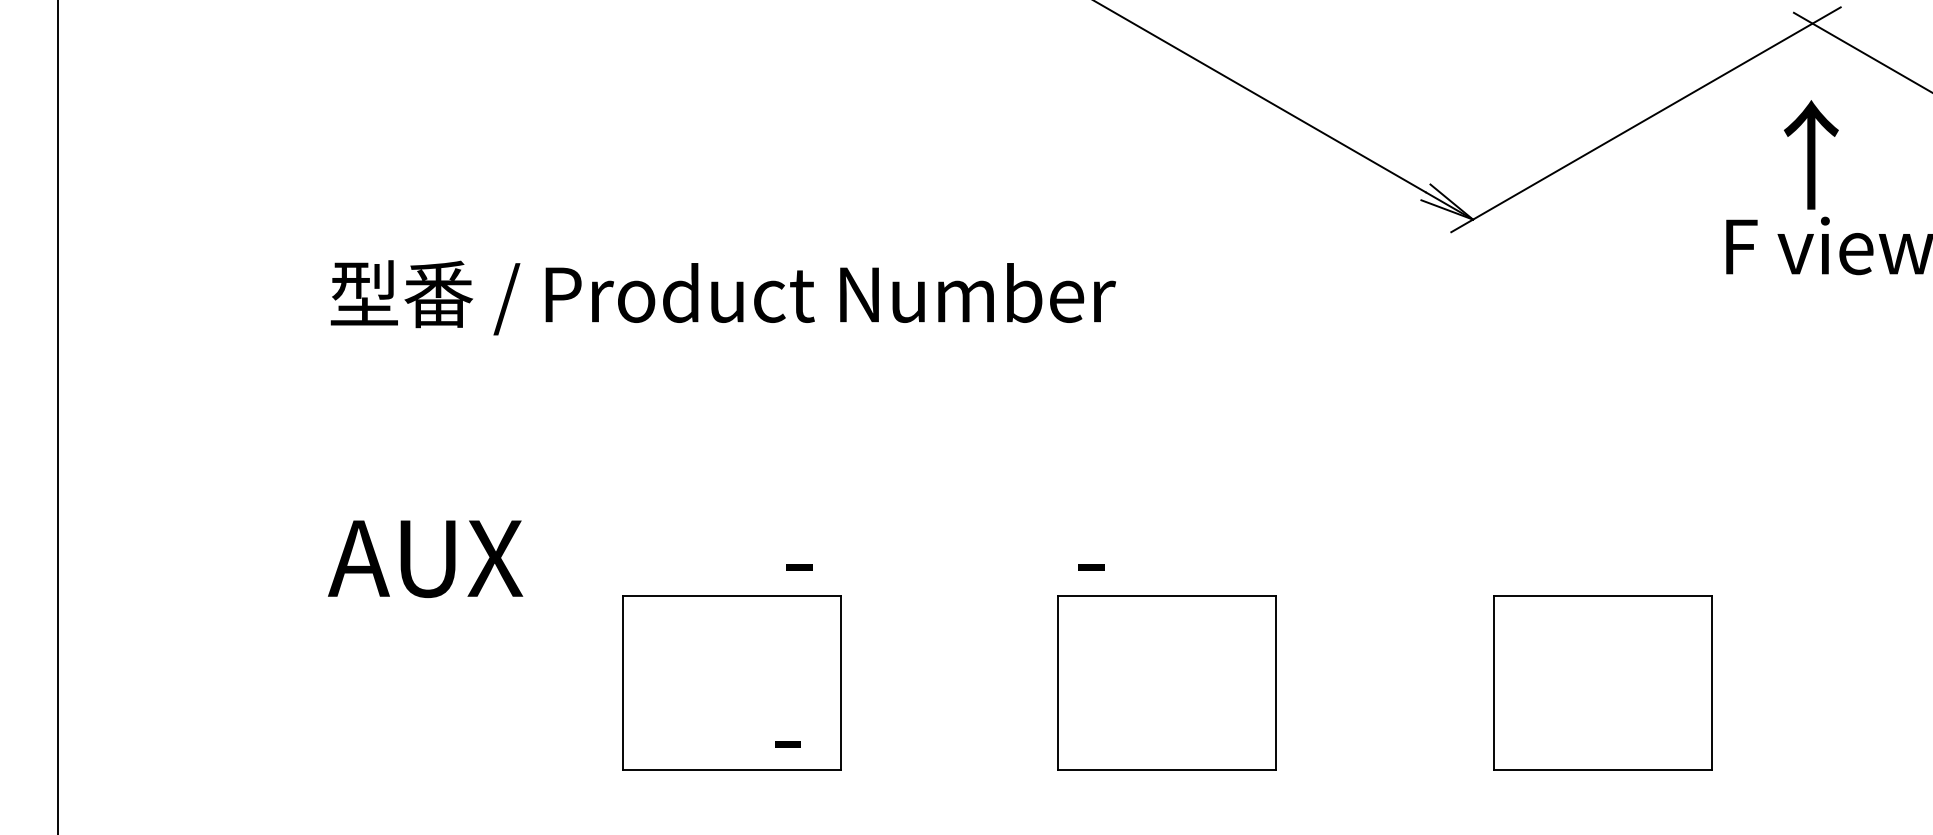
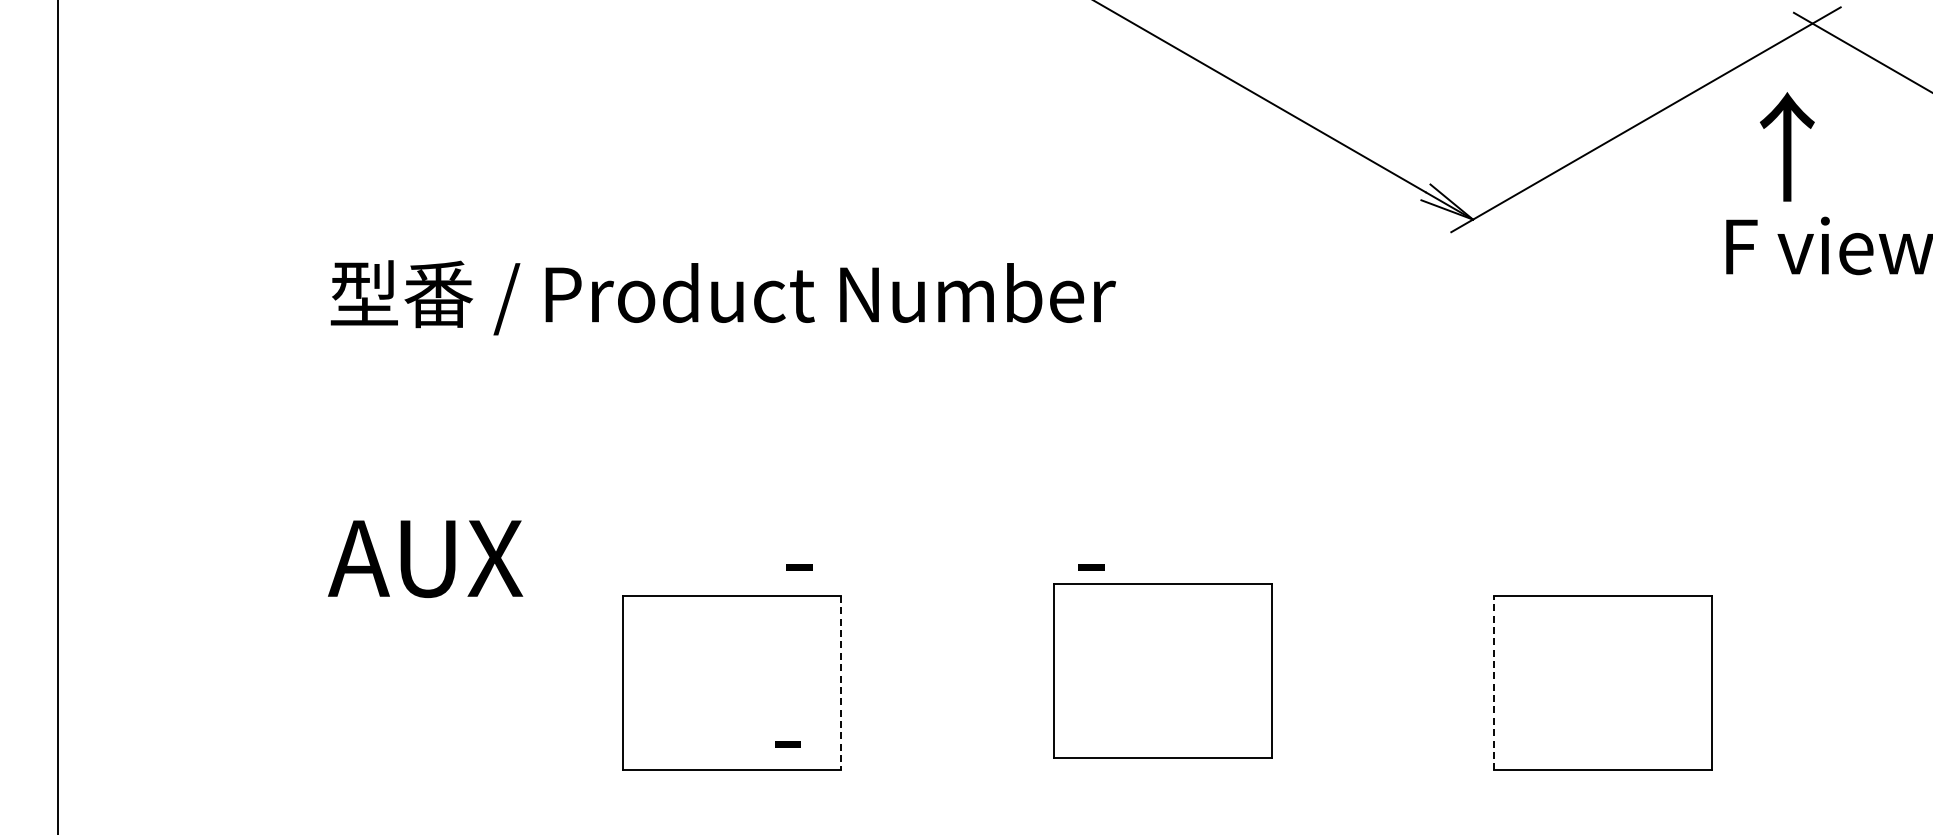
text position: (1811, 154) -> (1787, 146) (1787, 146)
part position: (1166, 682) -> (1162, 670) (1162, 670)
line: solid -> dashed (1493, 682)
line: solid -> dashed (840, 683)
